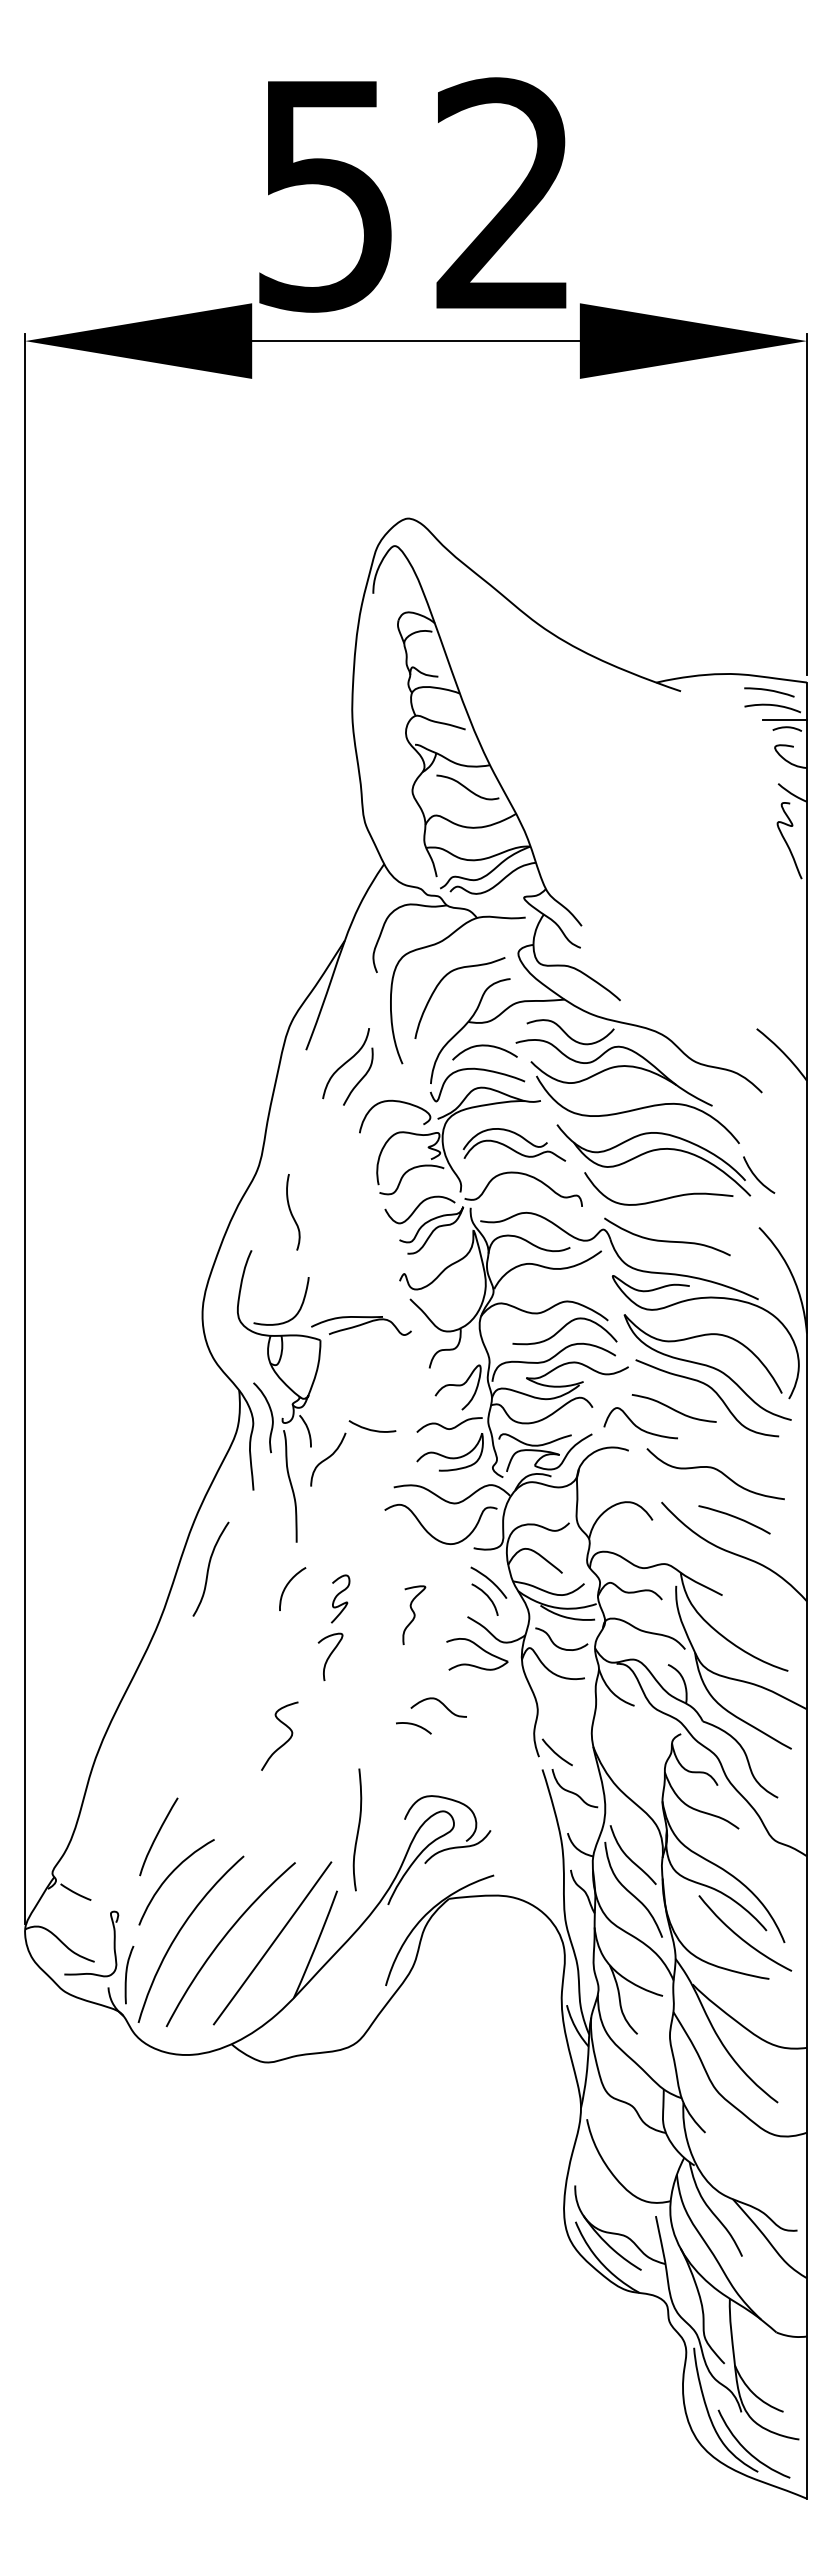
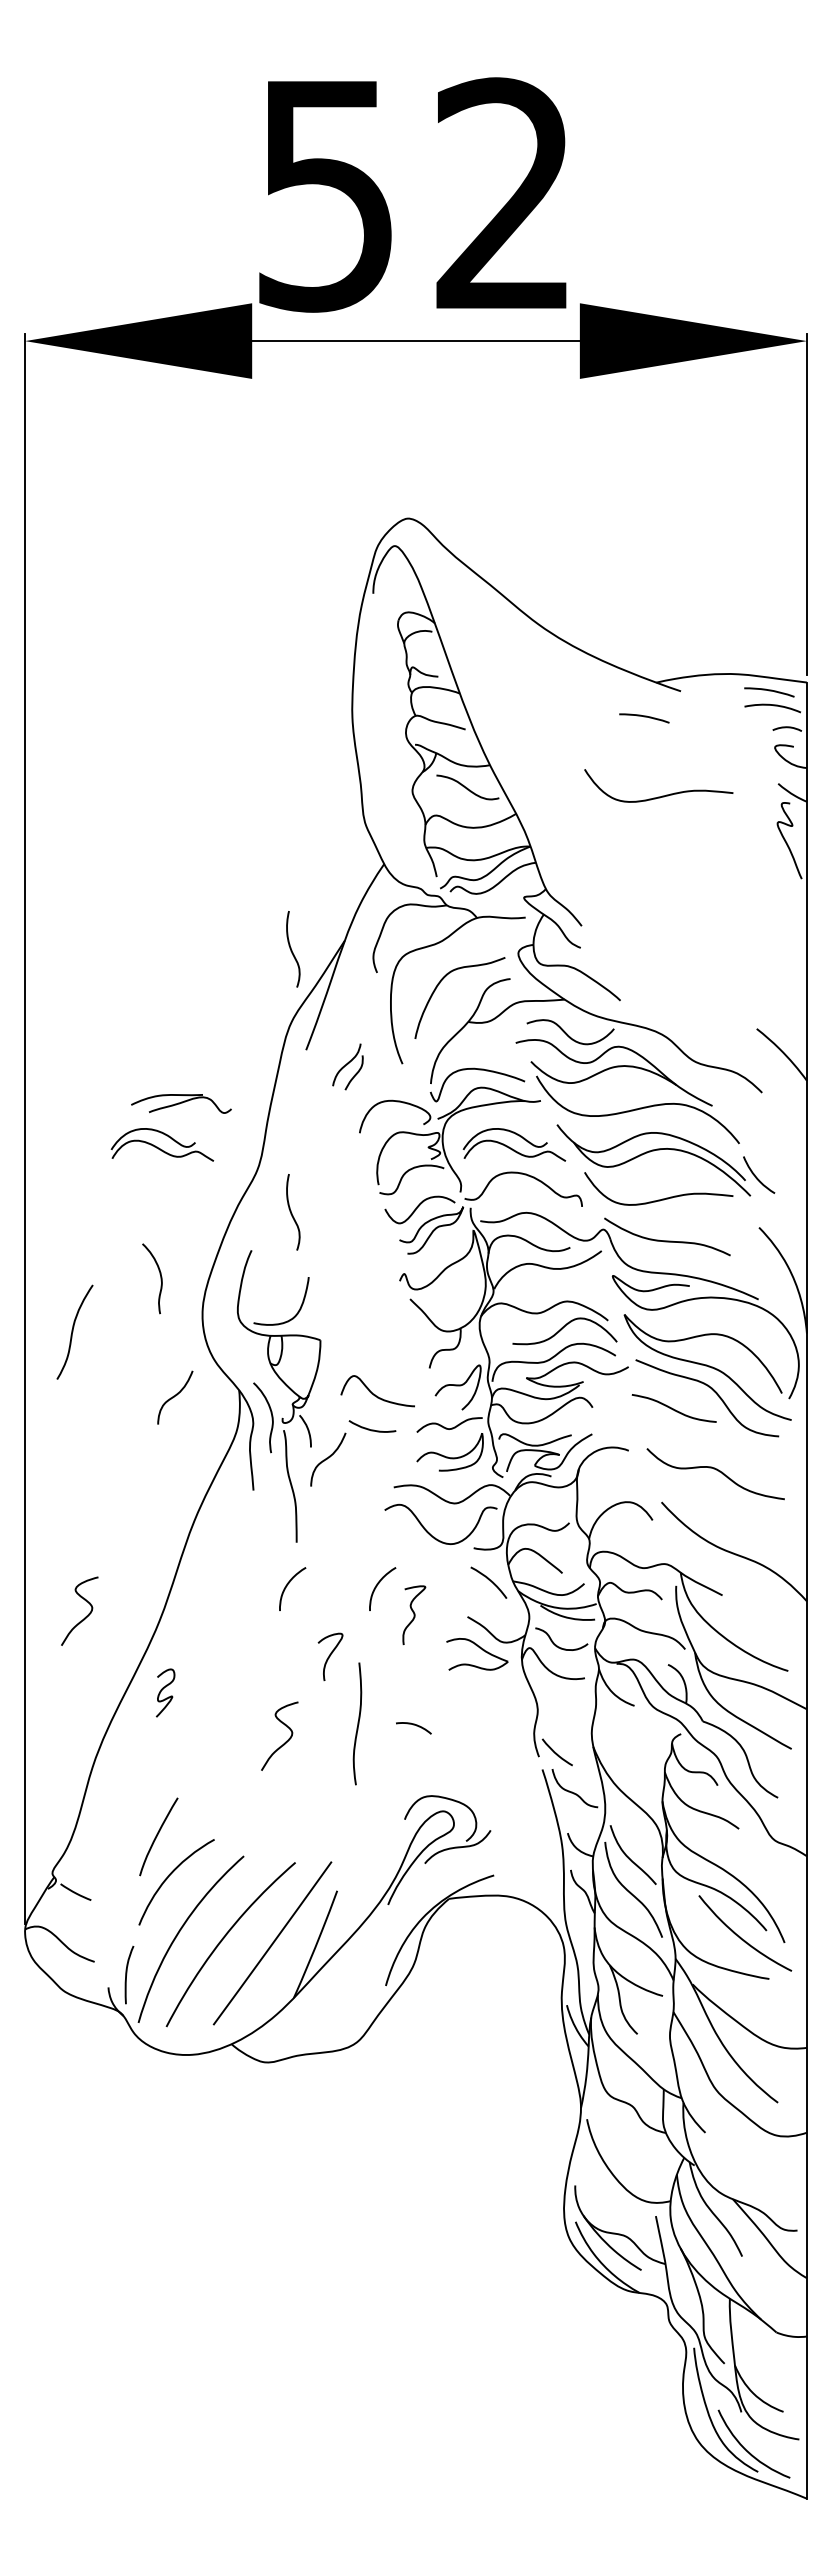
curve: none -> present (644, 717)
line: present -> none (784, 719)
curve: none -> present (662, 795)
curve: none -> present (292, 950)
curve: present -> none (484, 1046)
part size: 52x78 px -> 32x48 px (347, 1066)
part: none -> present (162, 1144)
curve: none -> present (160, 1278)
part position: (361, 1325) -> (181, 1103) (181, 1103)
curve: none -> present (175, 1396)
curve position: (637, 1425) -> (374, 1393) (374, 1393)
curve: present -> none (735, 1518)
curve position: (209, 1568) -> (73, 1331) (73, 1331)
curve: none -> present (377, 1586)
curve position: (338, 1595) -> (163, 1689) (163, 1689)
curve: present -> none (486, 1596)
curve: none -> present (85, 1616)
curve: present -> none (440, 1703)
curve position: (357, 1829) -> (357, 1723) (357, 1723)
curve: present -> none (113, 1943)
